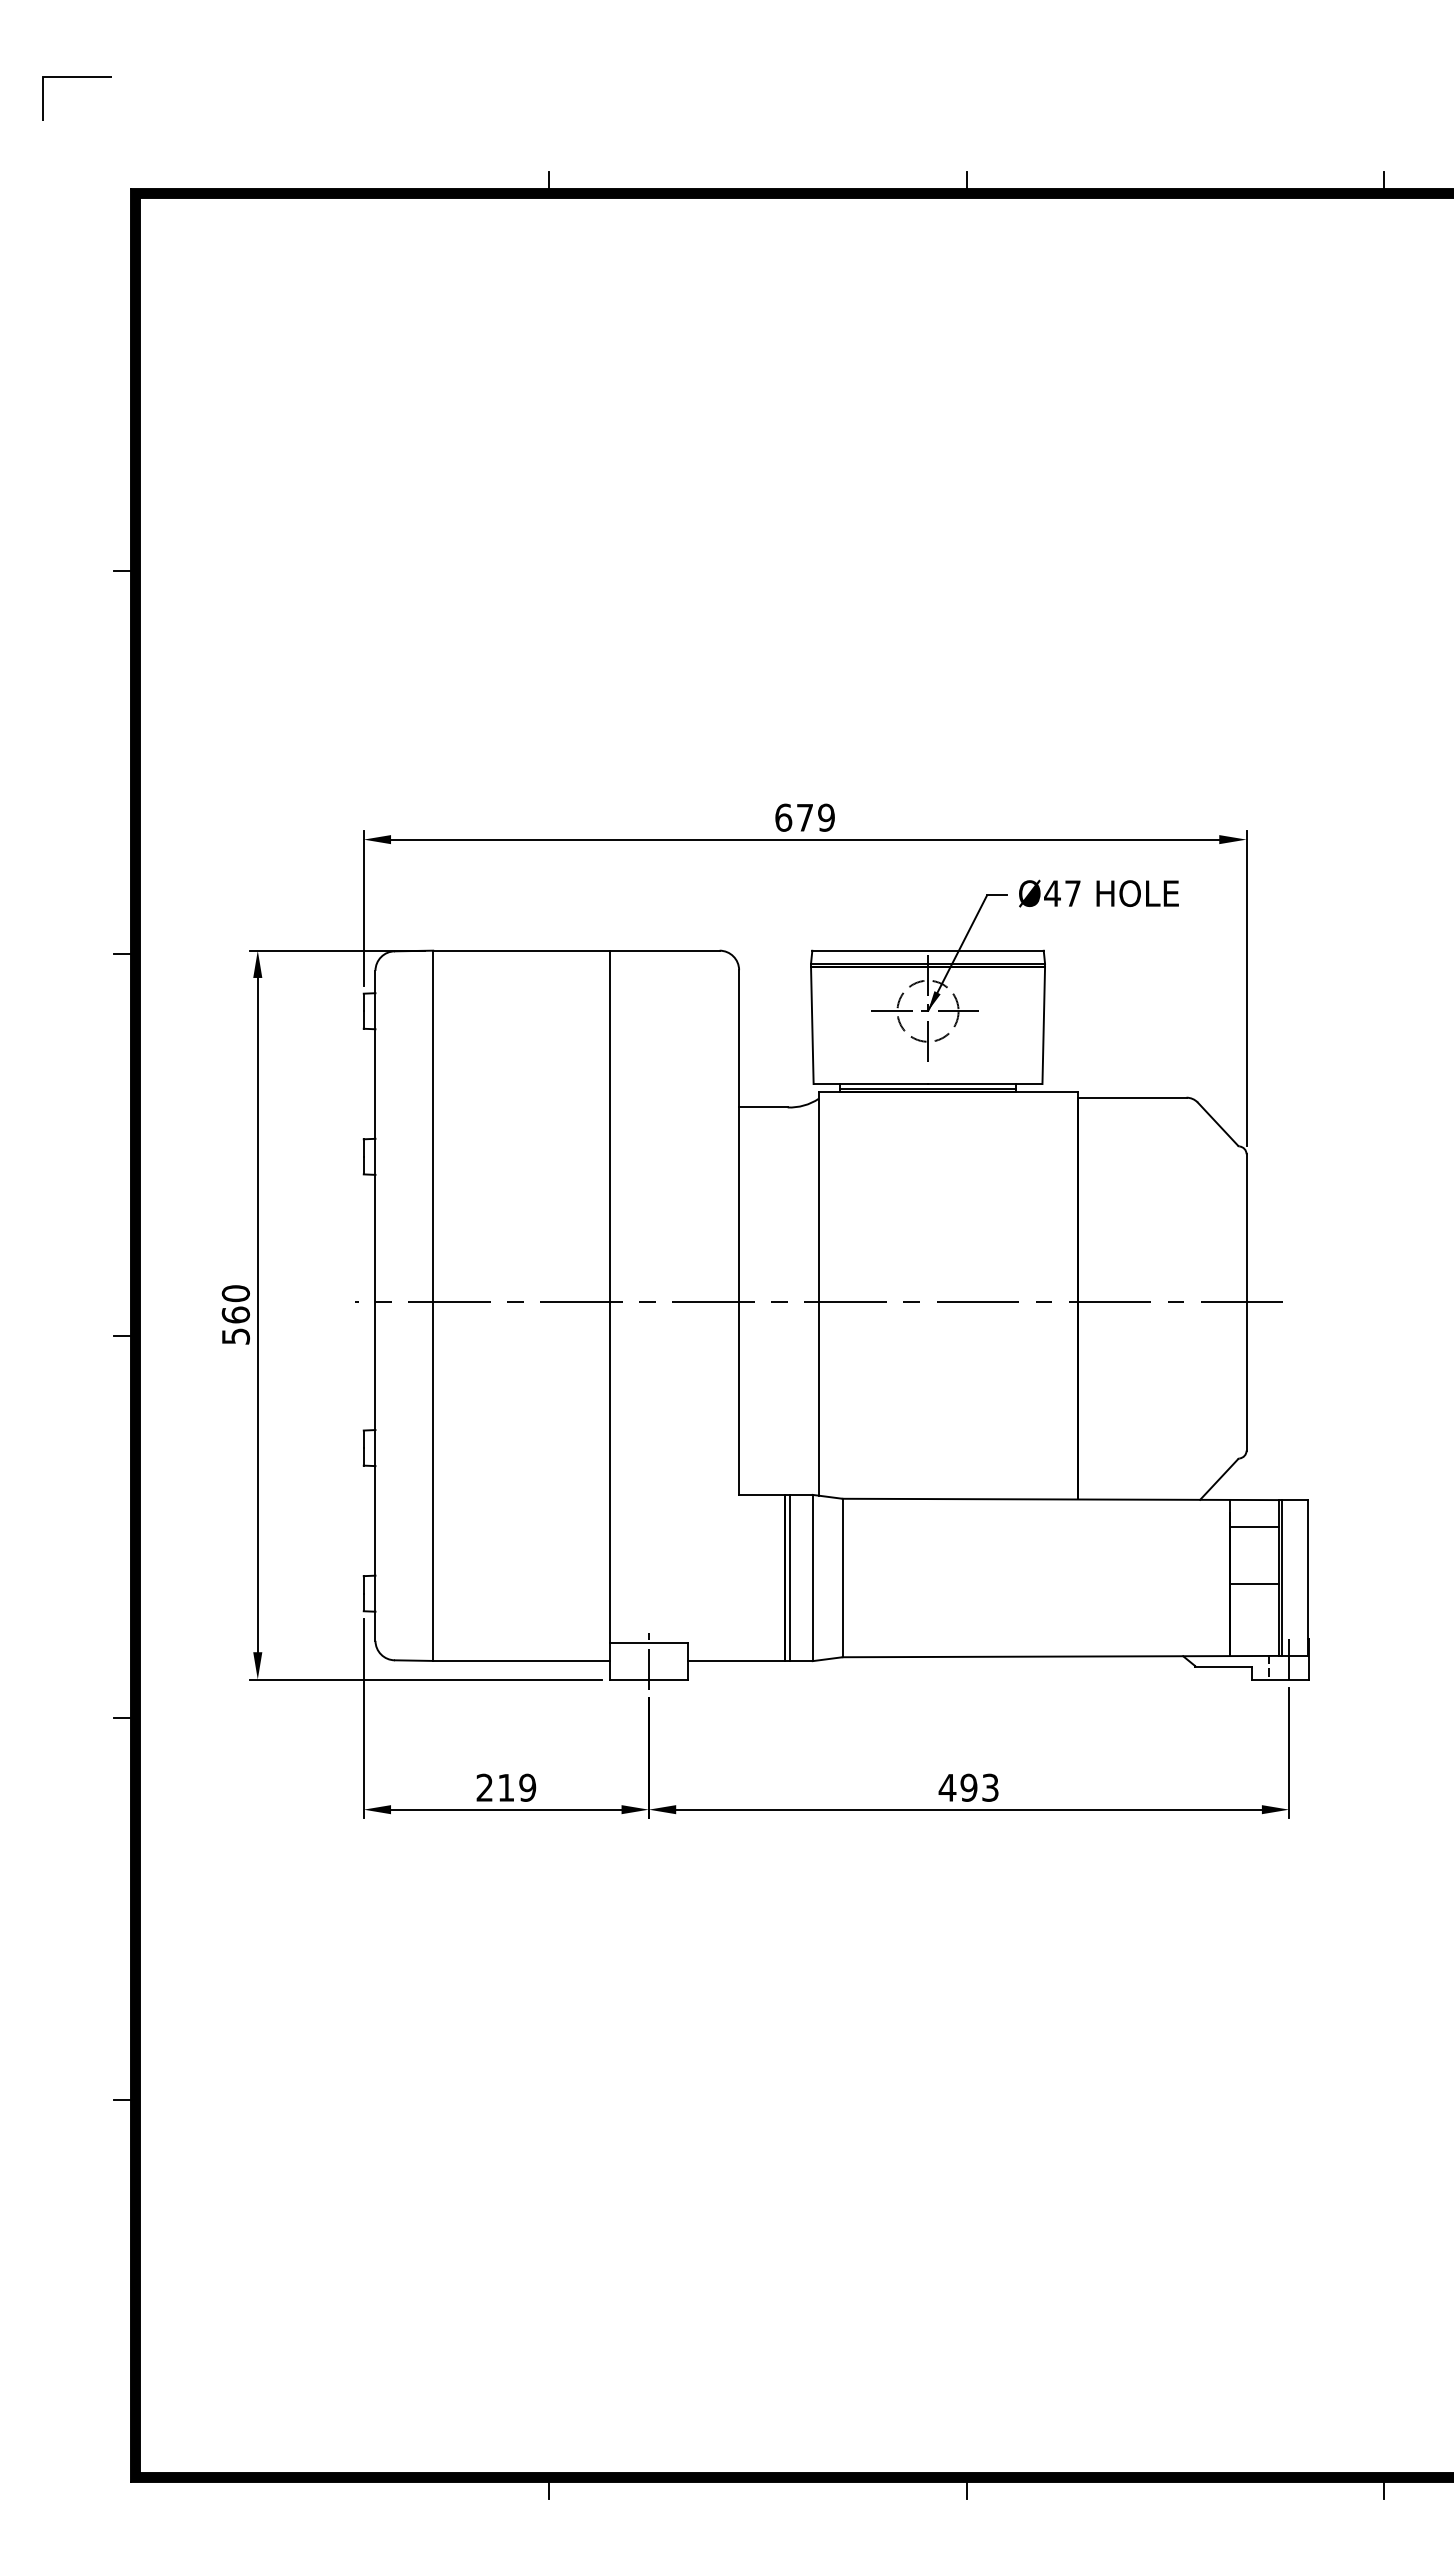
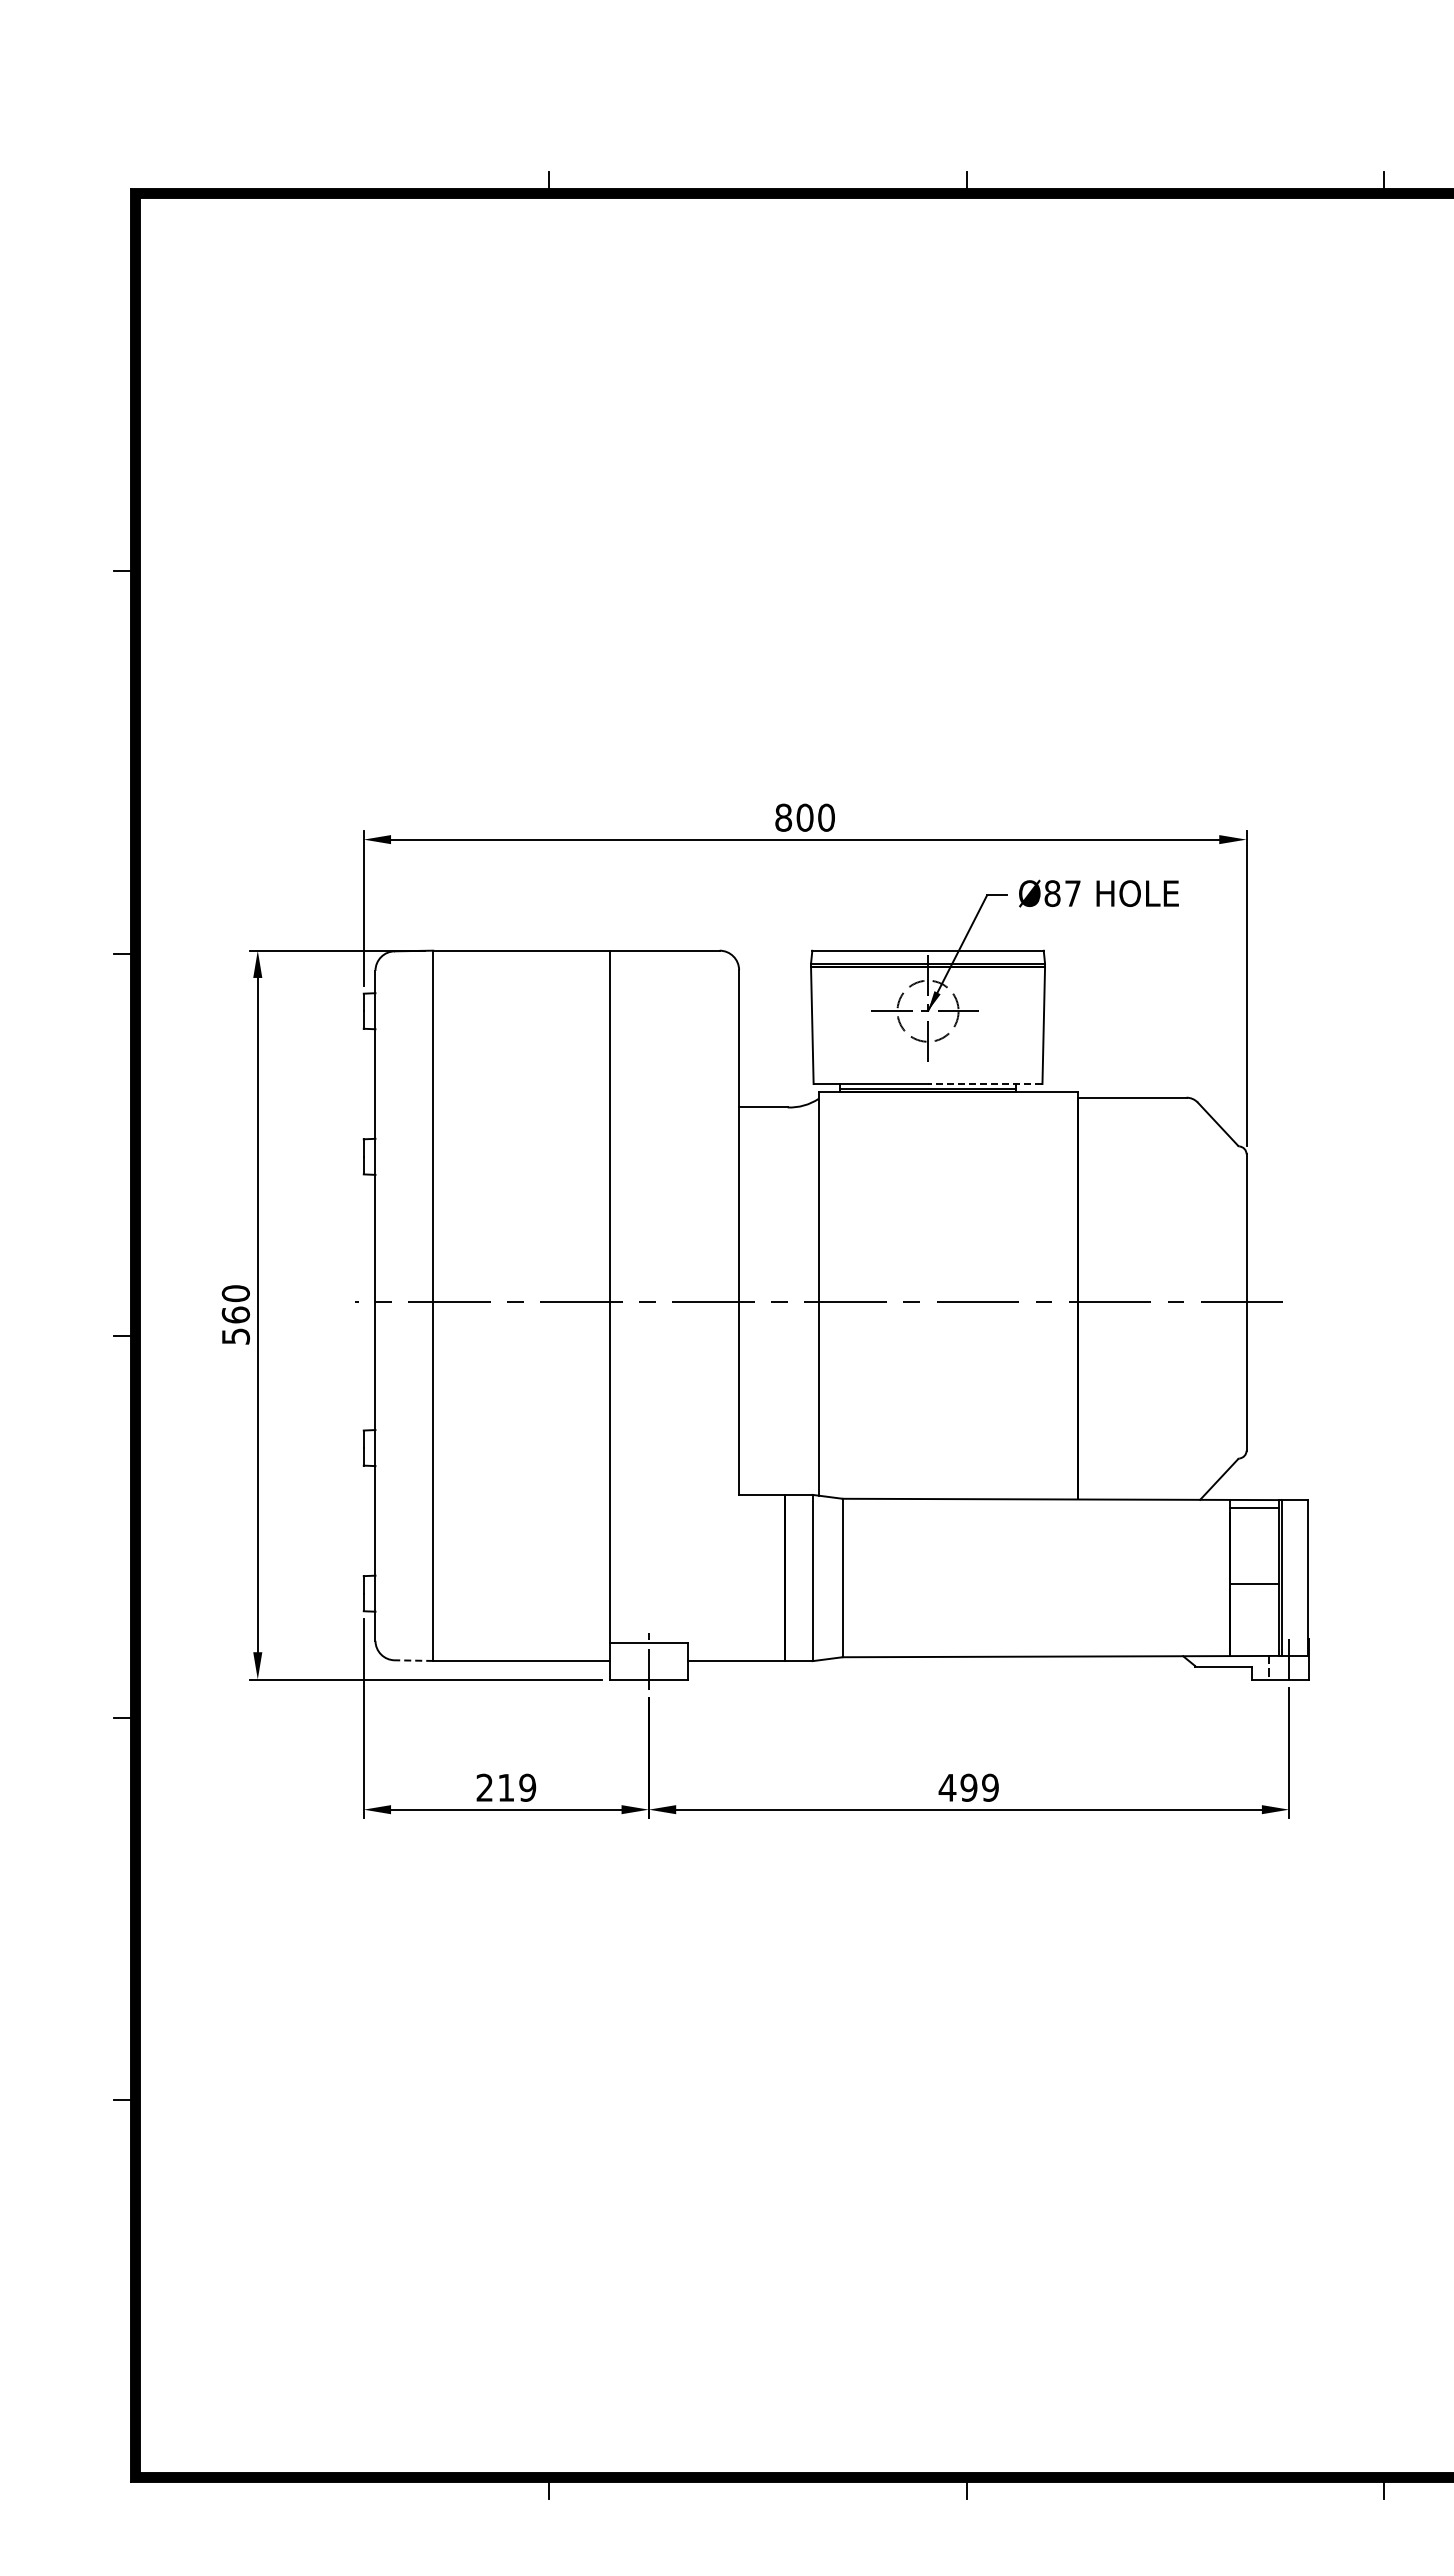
line: present -> none (76, 77)
text: 679 -> 800 (804, 817)
text: Ø47 -> Ø87 (1052, 893)
line: solid -> dashed (984, 1084)
line position: (1254, 1527) -> (1254, 1508) (1254, 1508)
line: present -> none (789, 1577)
line: solid -> dashed (413, 1660)
text: 493 -> 499 (990, 1787)
